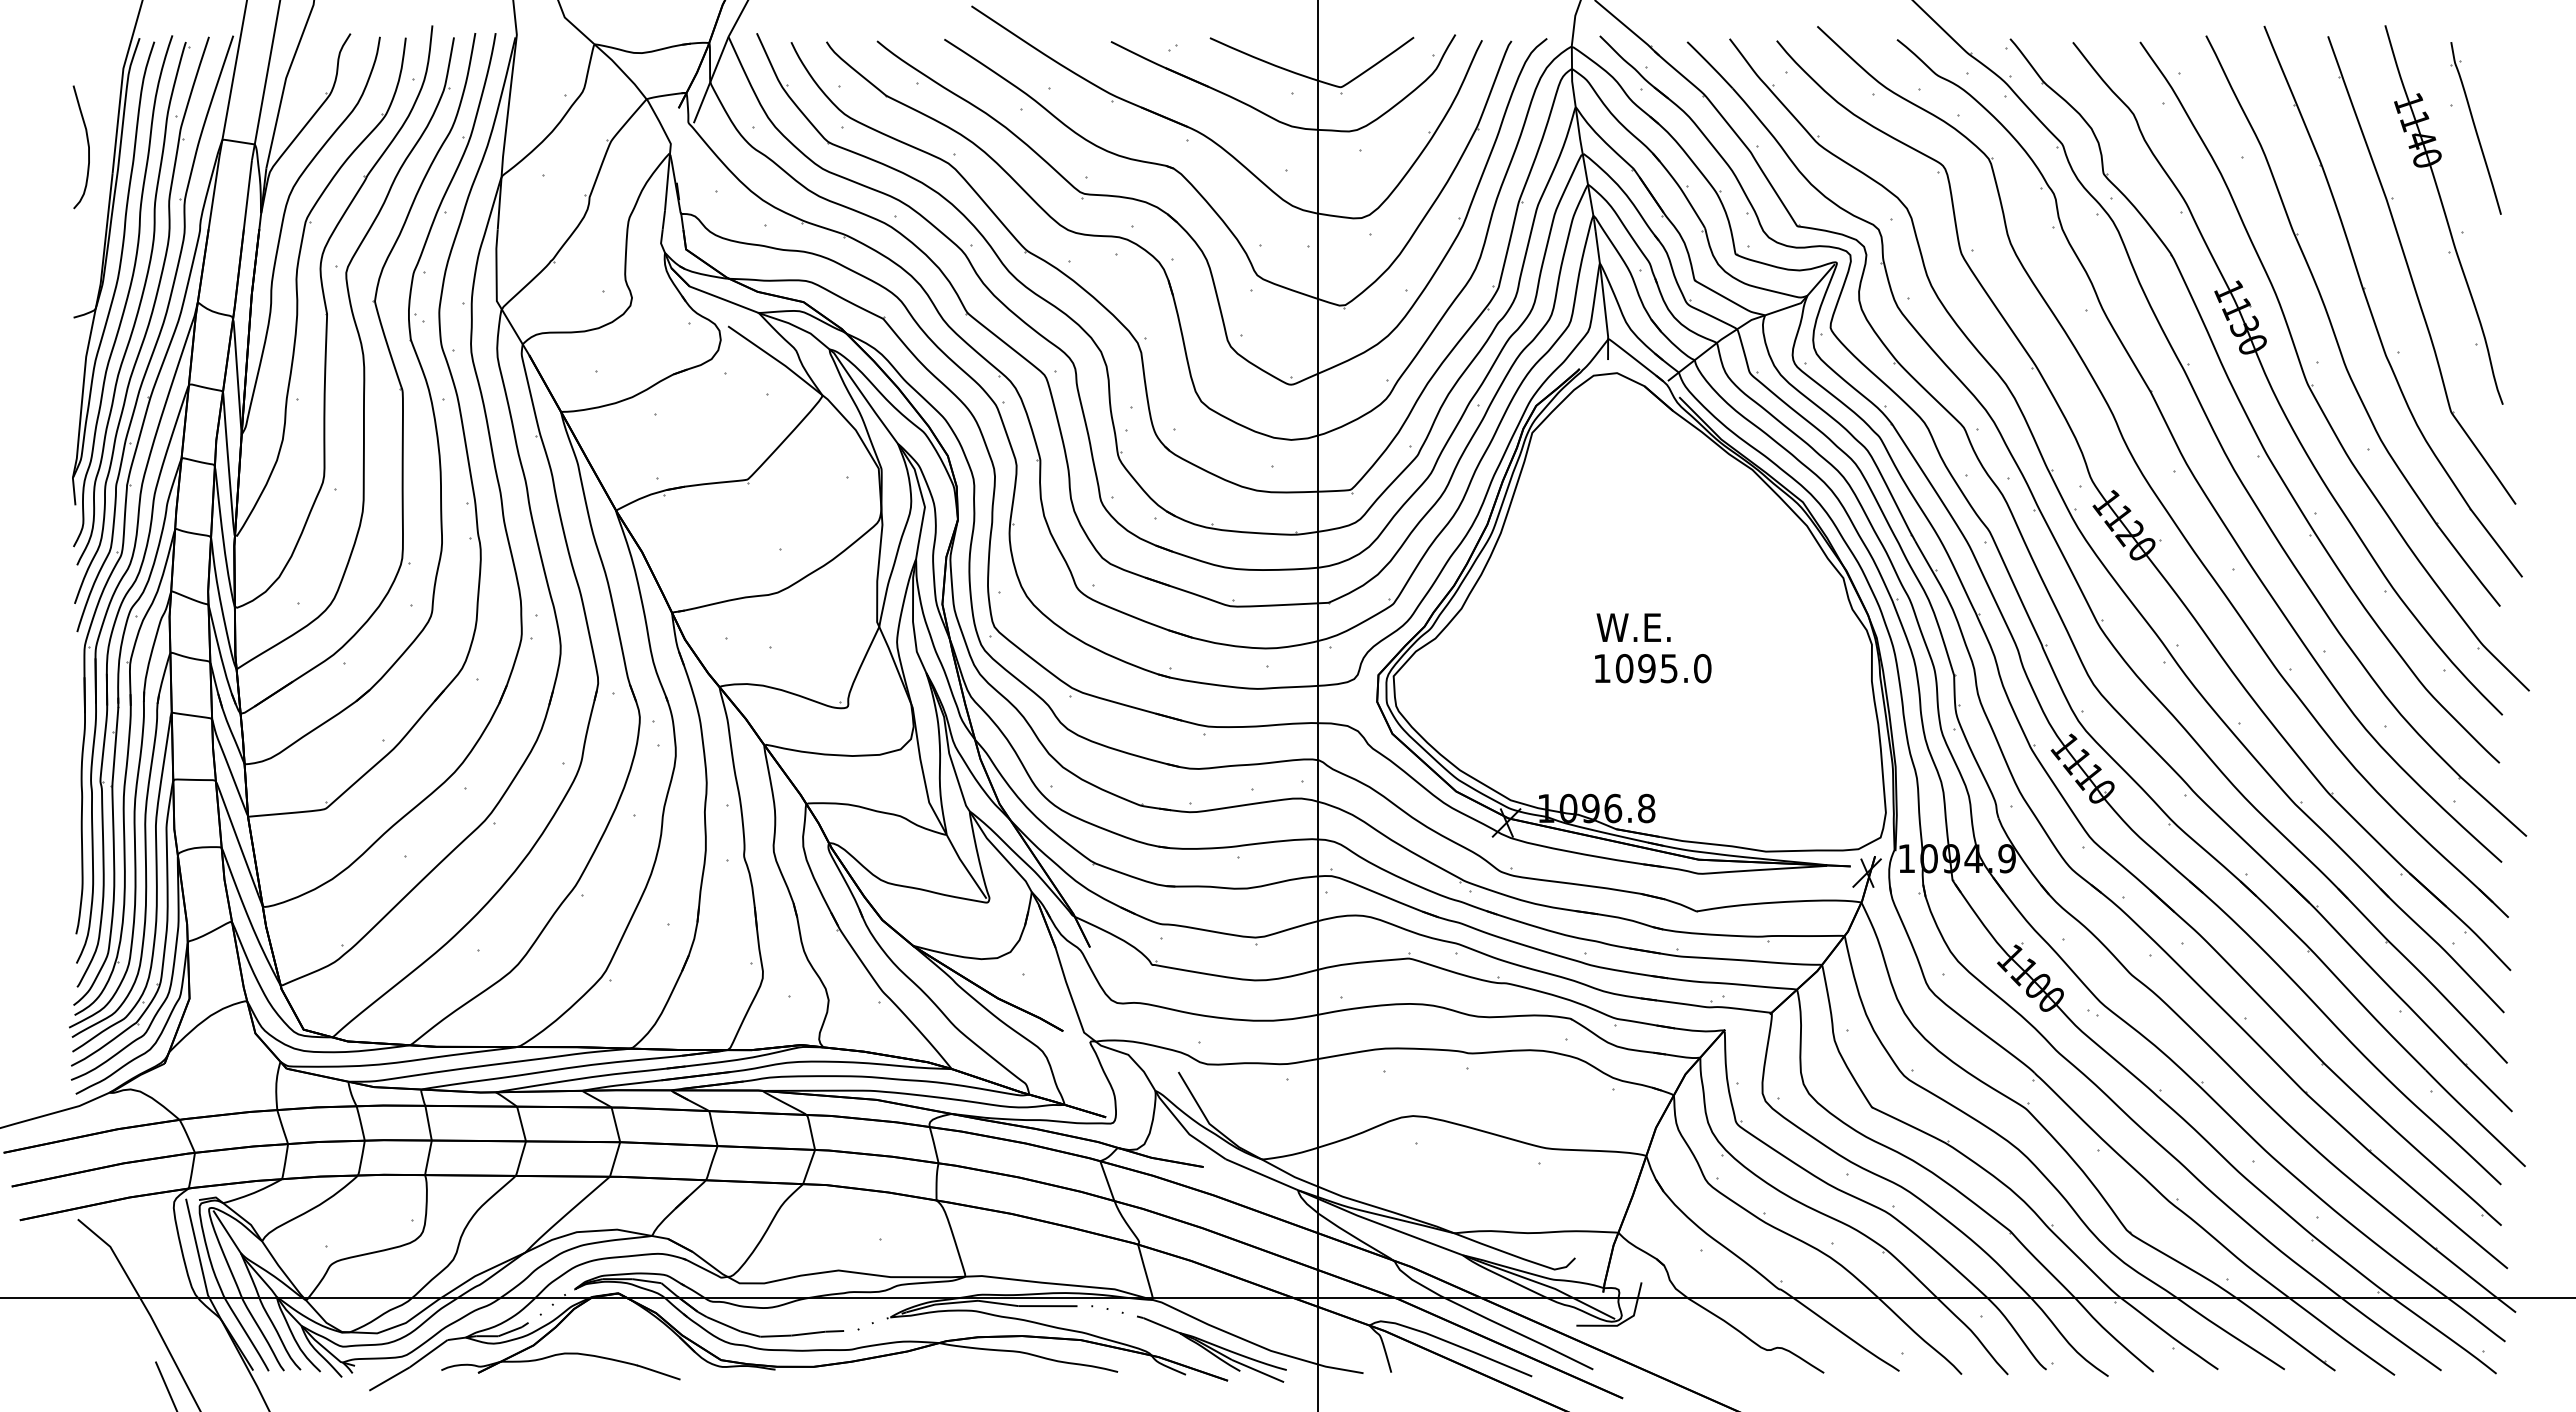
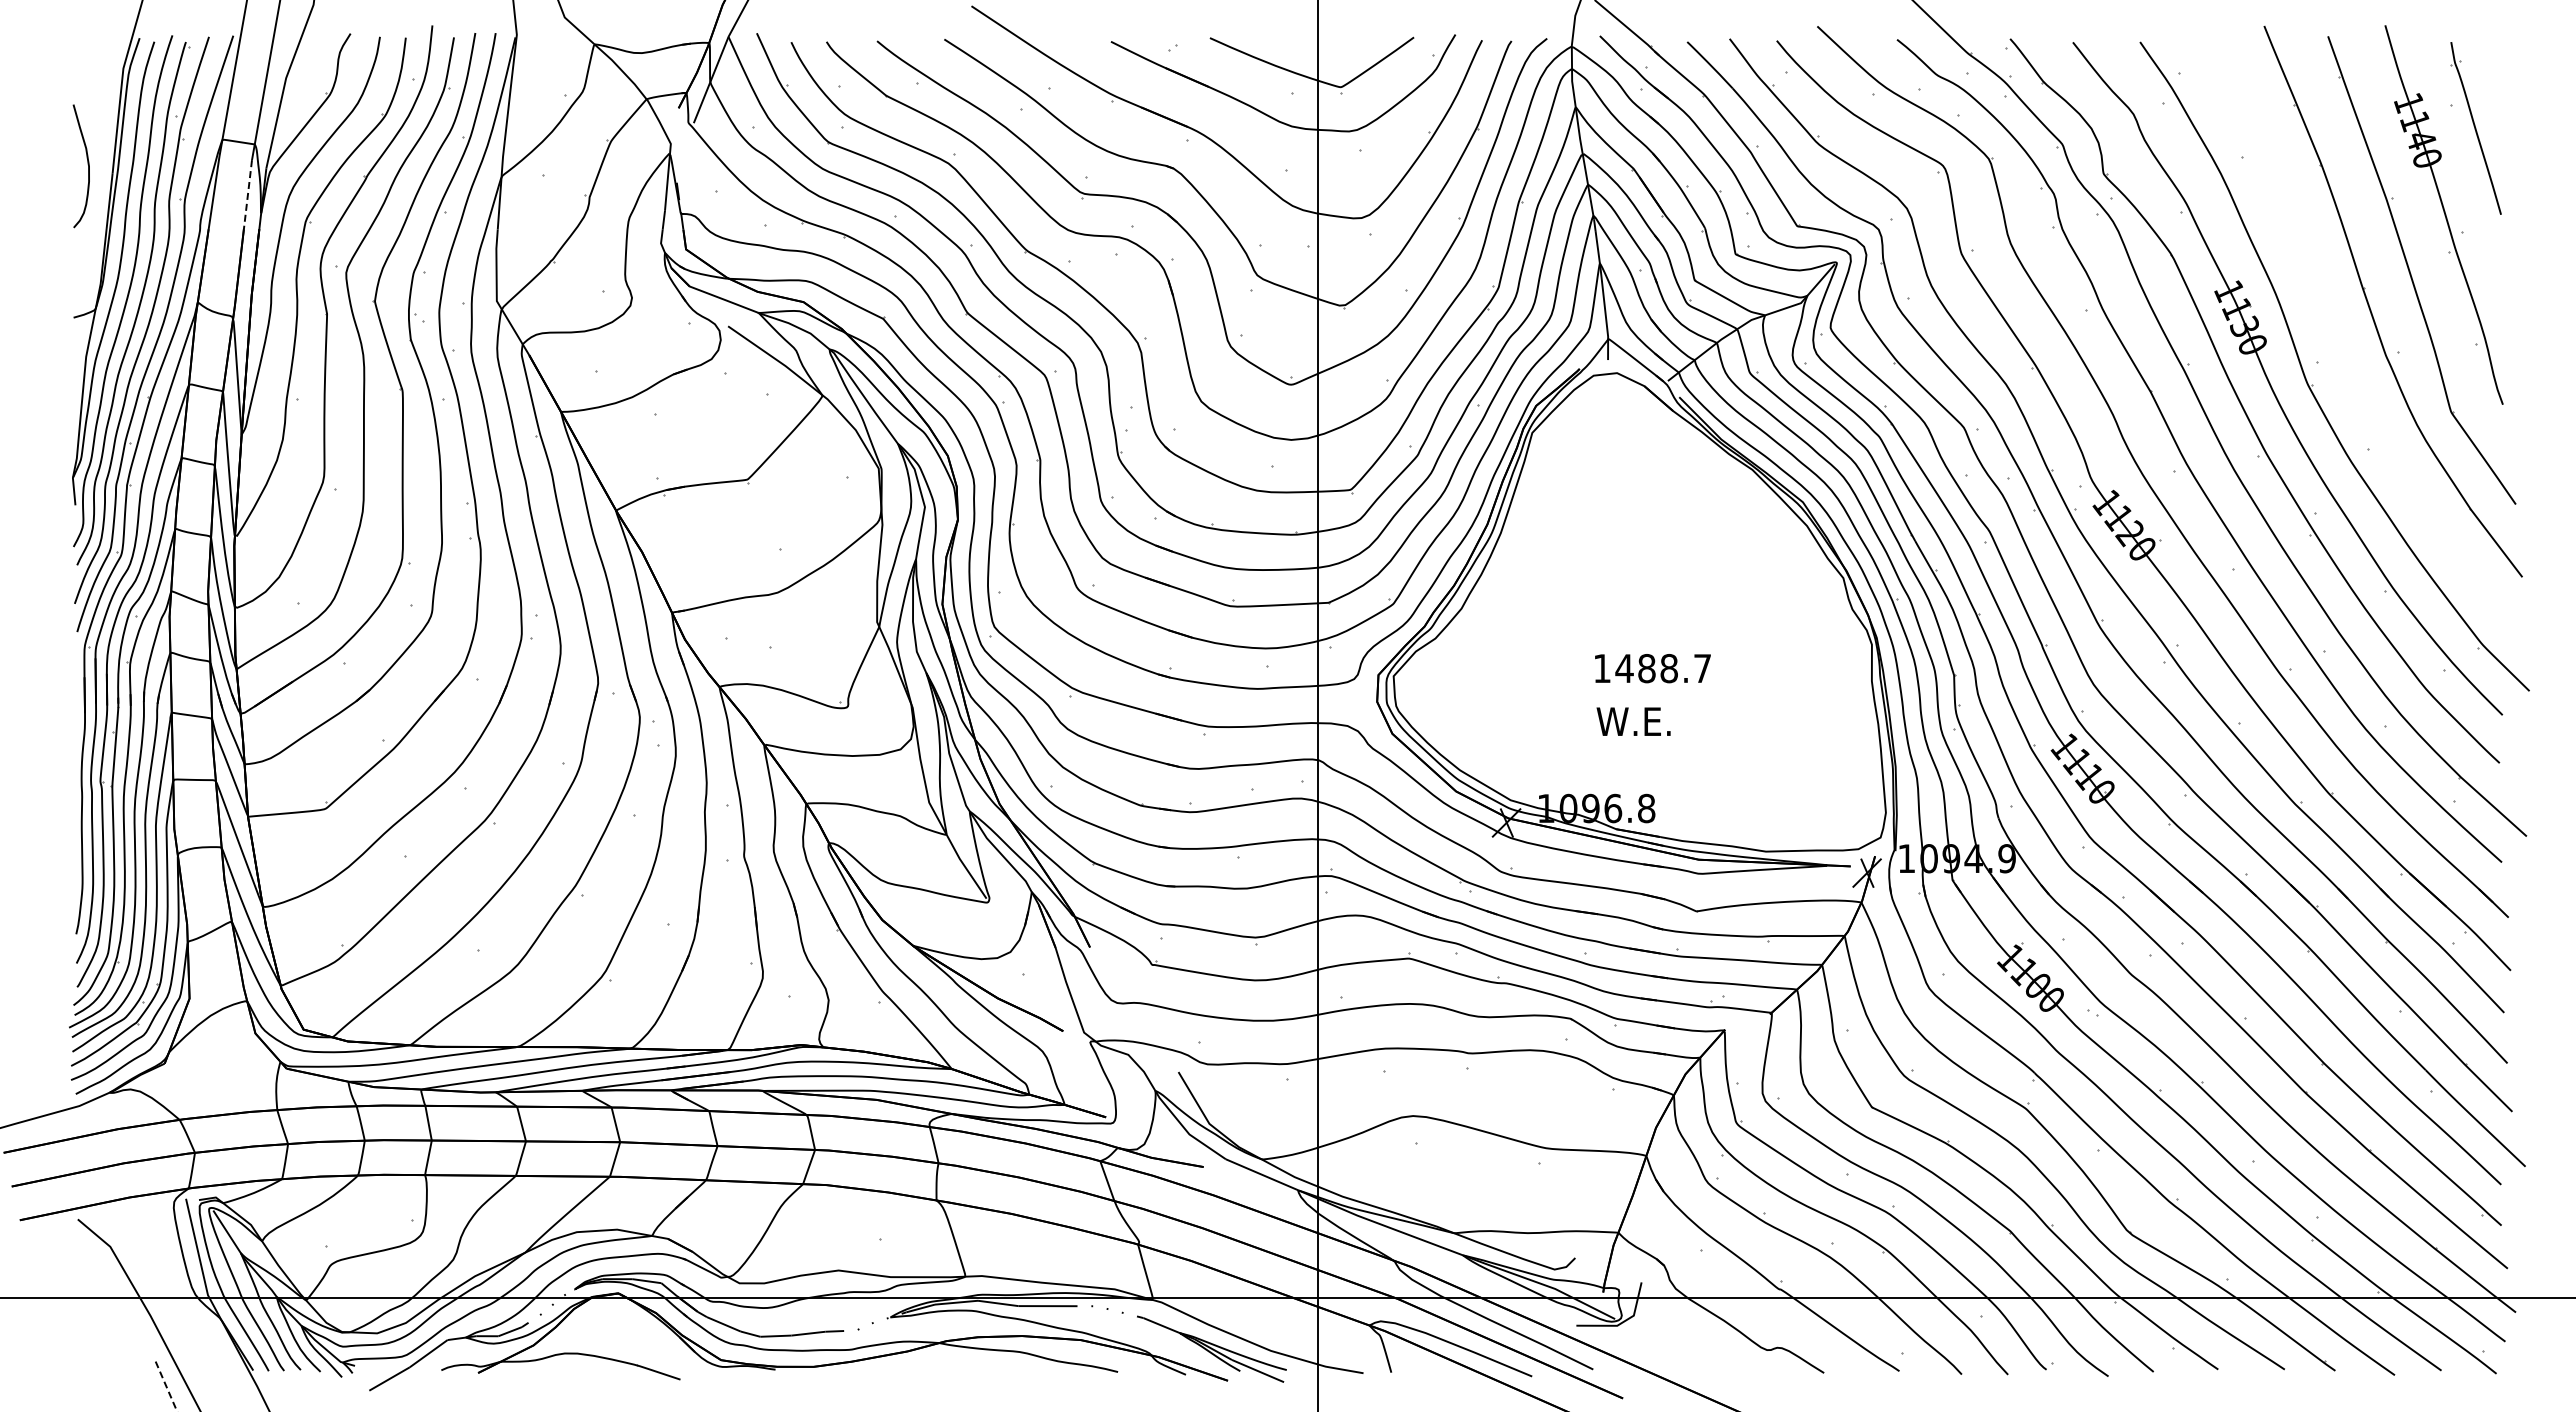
curve position: (87, 145) -> (87, 164) (87, 164)
line: solid -> dashed (247, 194)
part: present -> none (2333, 327)
text position: (1633, 627) -> (1633, 721) (1633, 721)
text: 1095.0 -> 1488.7 (1663, 668)
line: solid -> dashed (166, 1387)
